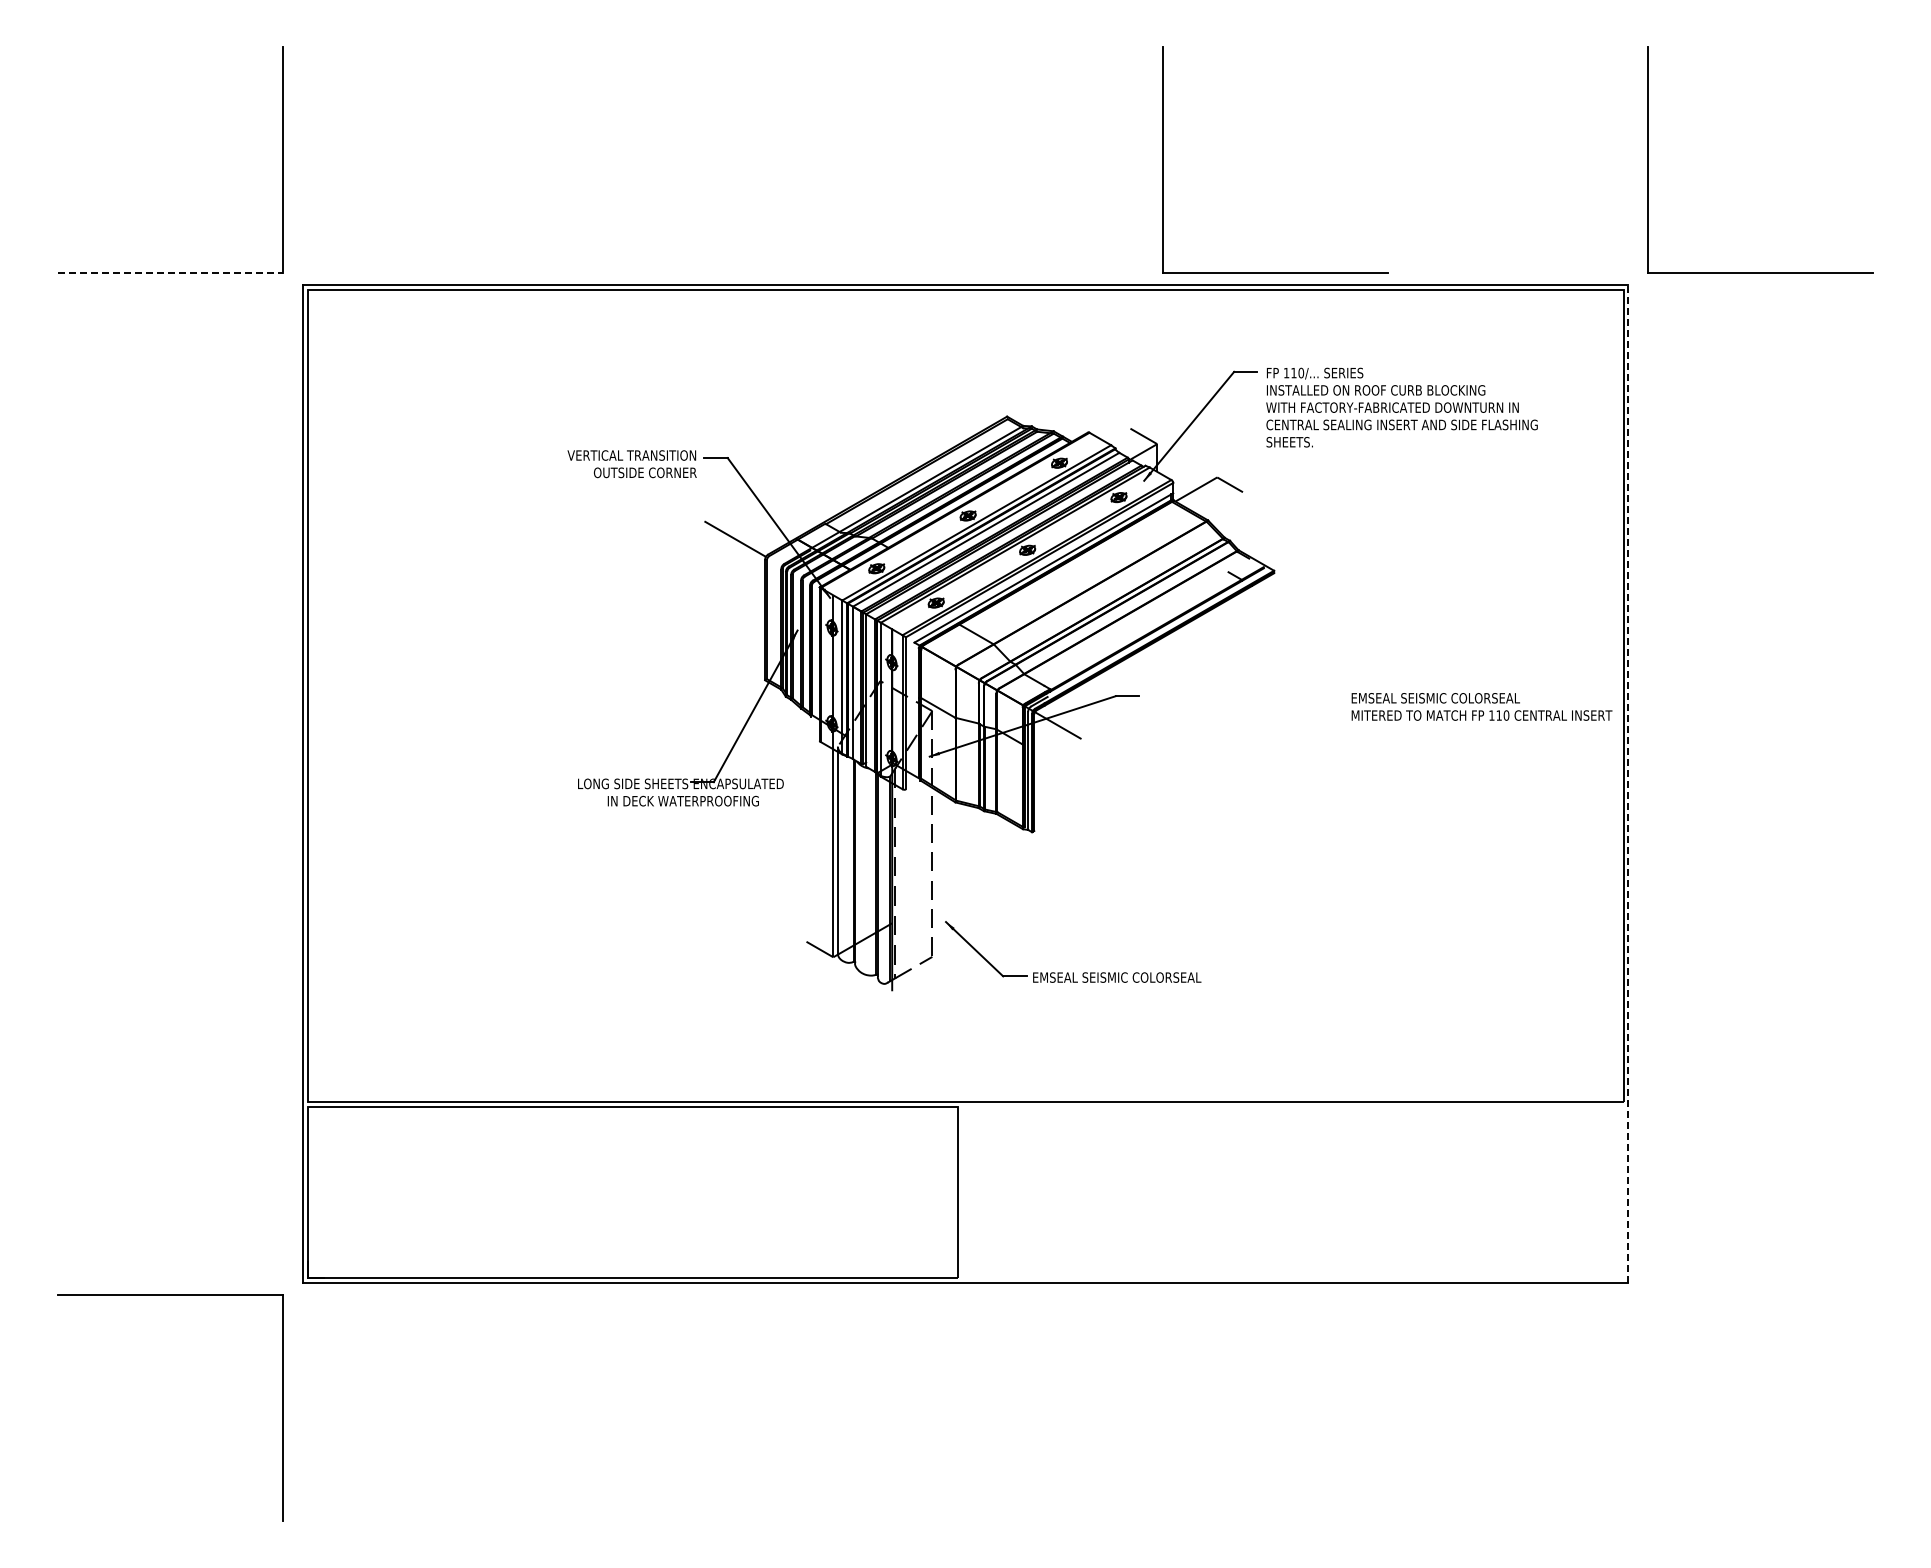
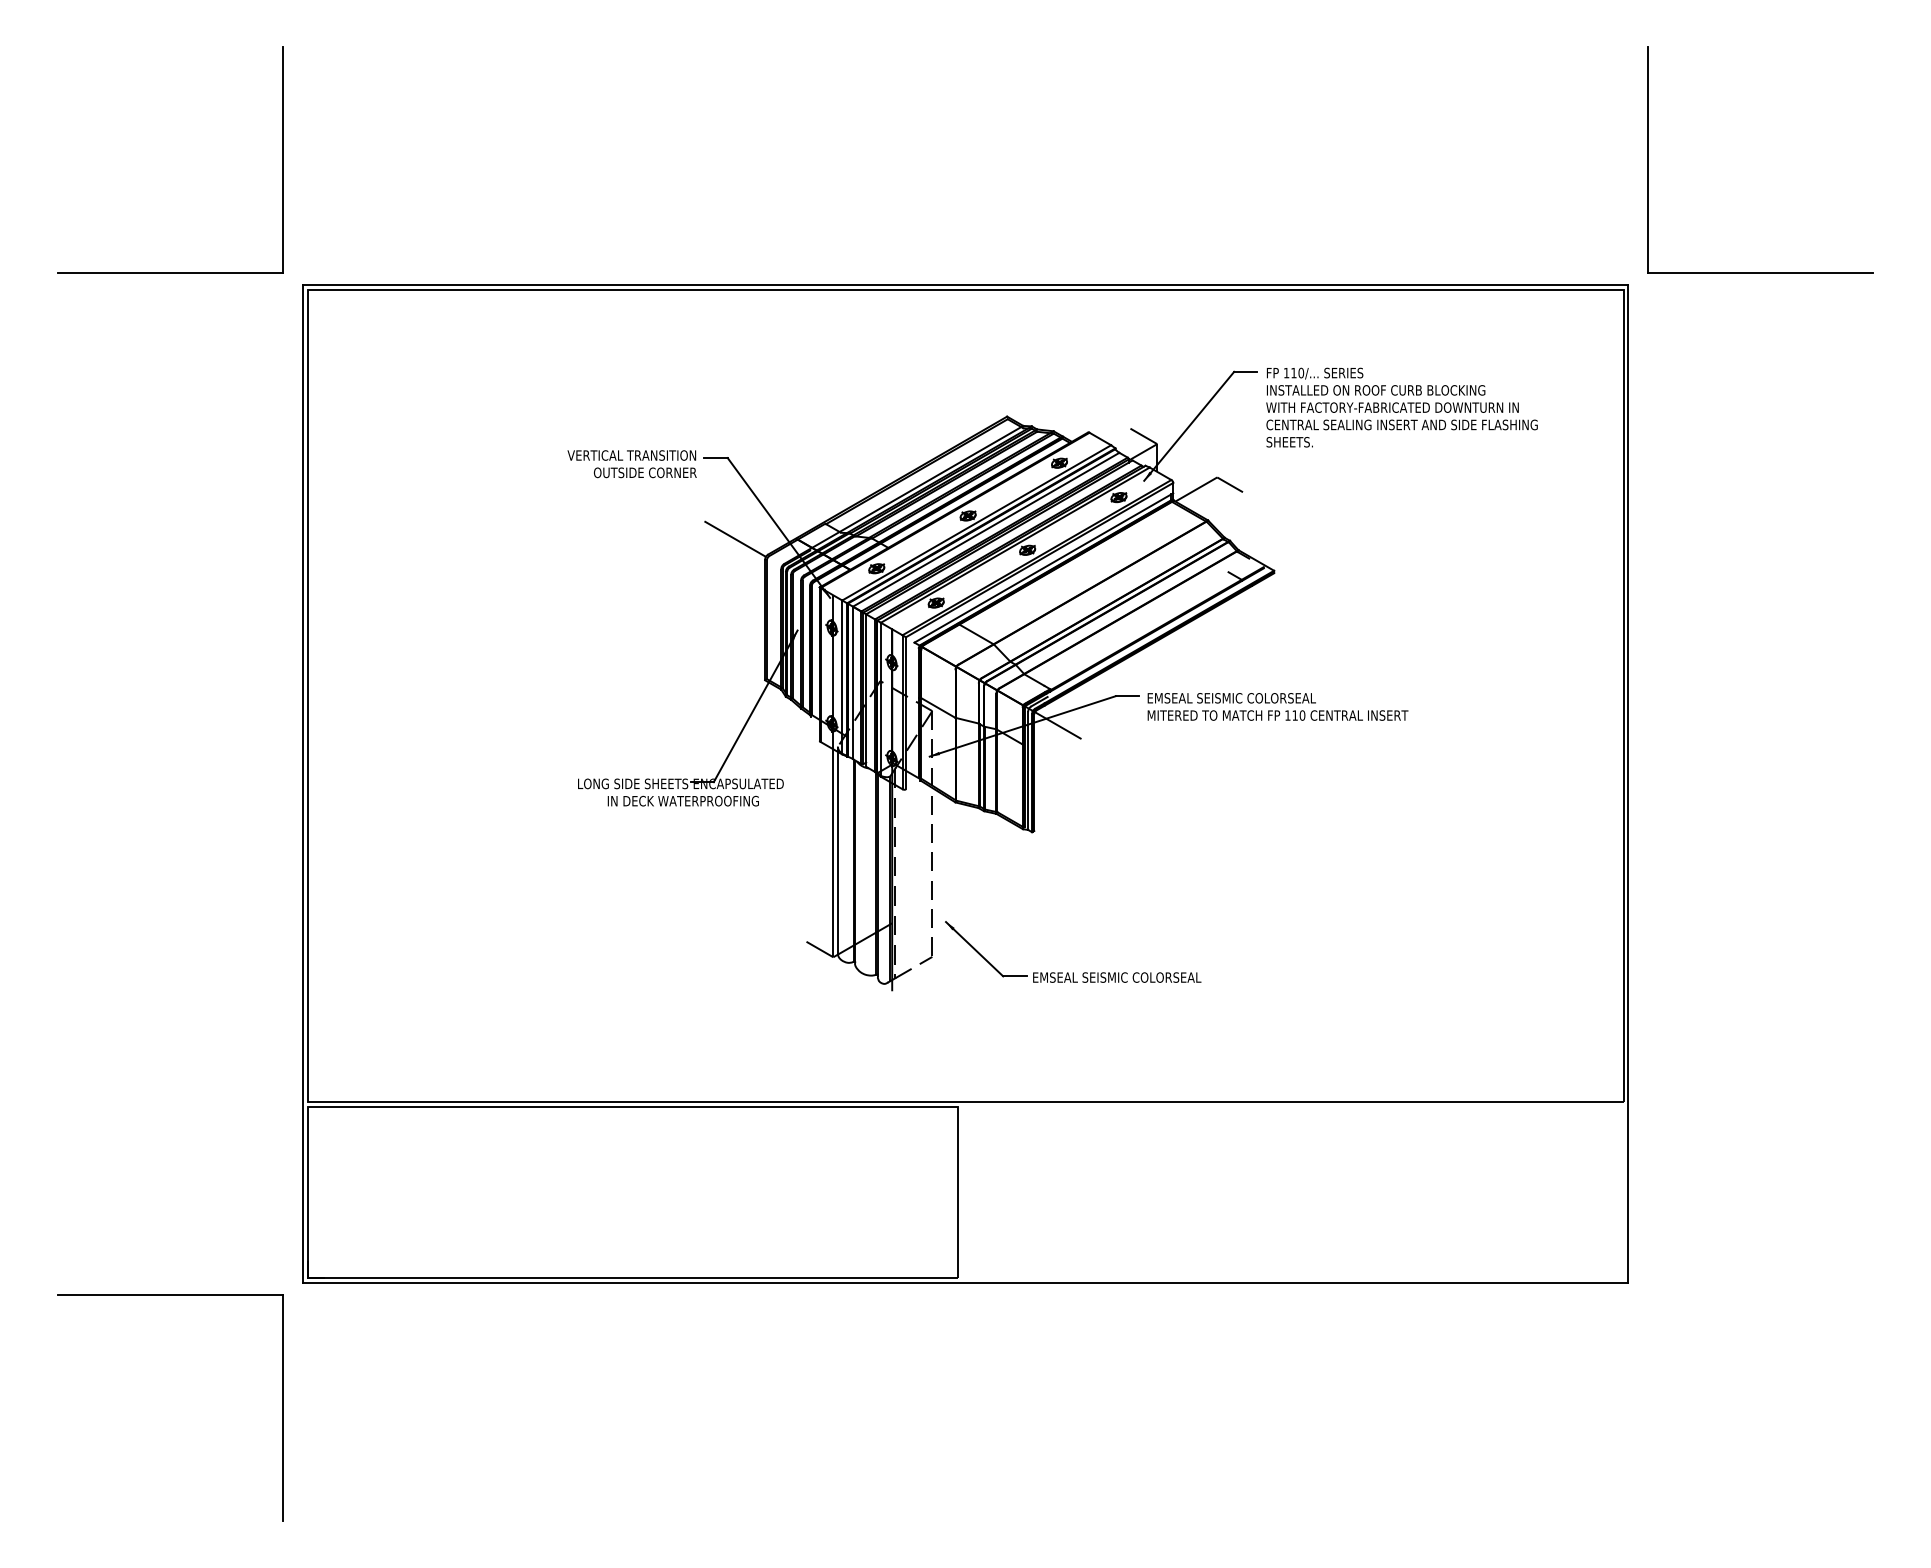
part: present -> none (1163, 159)
line: dashed -> solid (170, 272)
text position: (1481, 706) -> (1277, 706) (1277, 706)
line: dashed -> solid (1628, 784)
